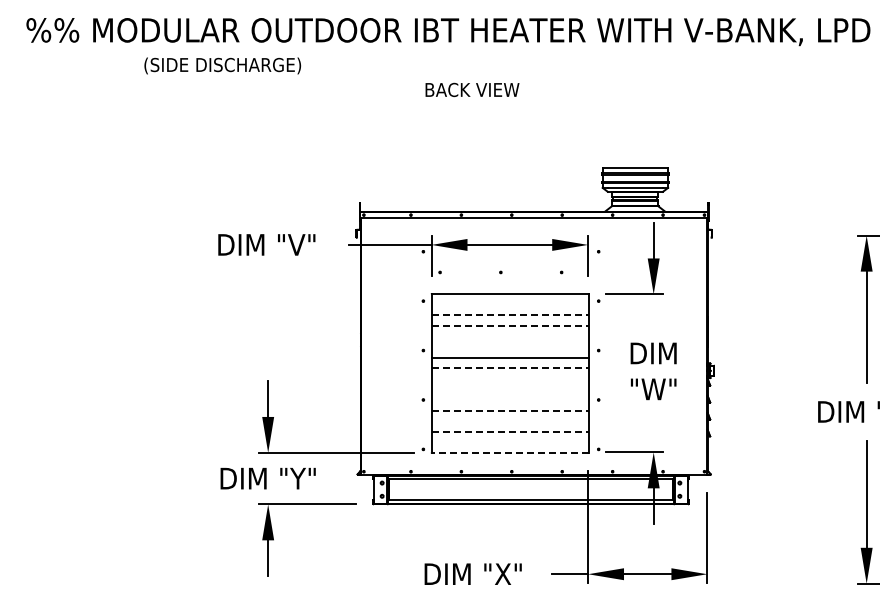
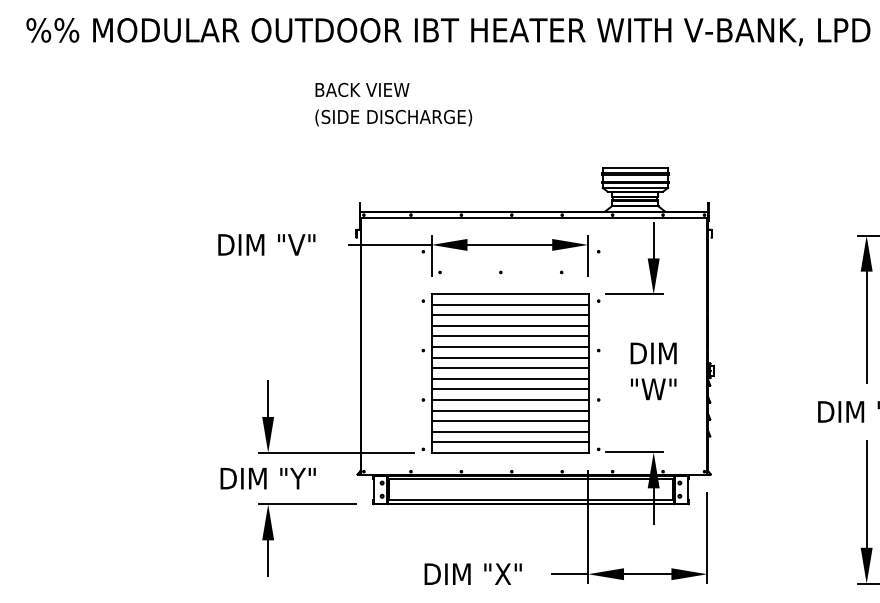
text position: (222, 65) -> (393, 117) (393, 117)
text position: (472, 89) -> (362, 89) (362, 89)
line: none -> present (509, 304)
line: dashed -> solid (510, 315)
line: dashed -> solid (510, 325)
line: none -> present (509, 336)
line: none -> present (509, 347)
line: dashed -> solid (510, 368)
line: none -> present (509, 378)
line: none -> present (509, 389)
line: none -> present (509, 400)
line: dashed -> solid (510, 410)
line: none -> present (509, 421)
line: dashed -> solid (510, 431)
line: none -> present (509, 442)
line: dashed -> solid (509, 452)
